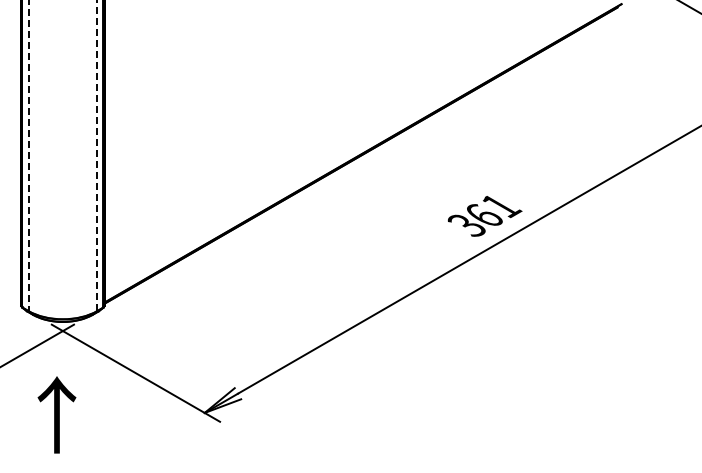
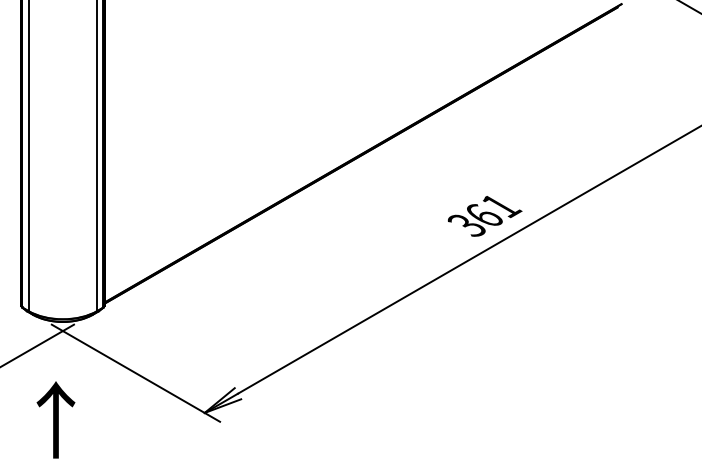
line: dashed -> solid (97, 155)
line: dashed -> solid (28, 156)
text position: (56, 414) -> (55, 419) (55, 419)
